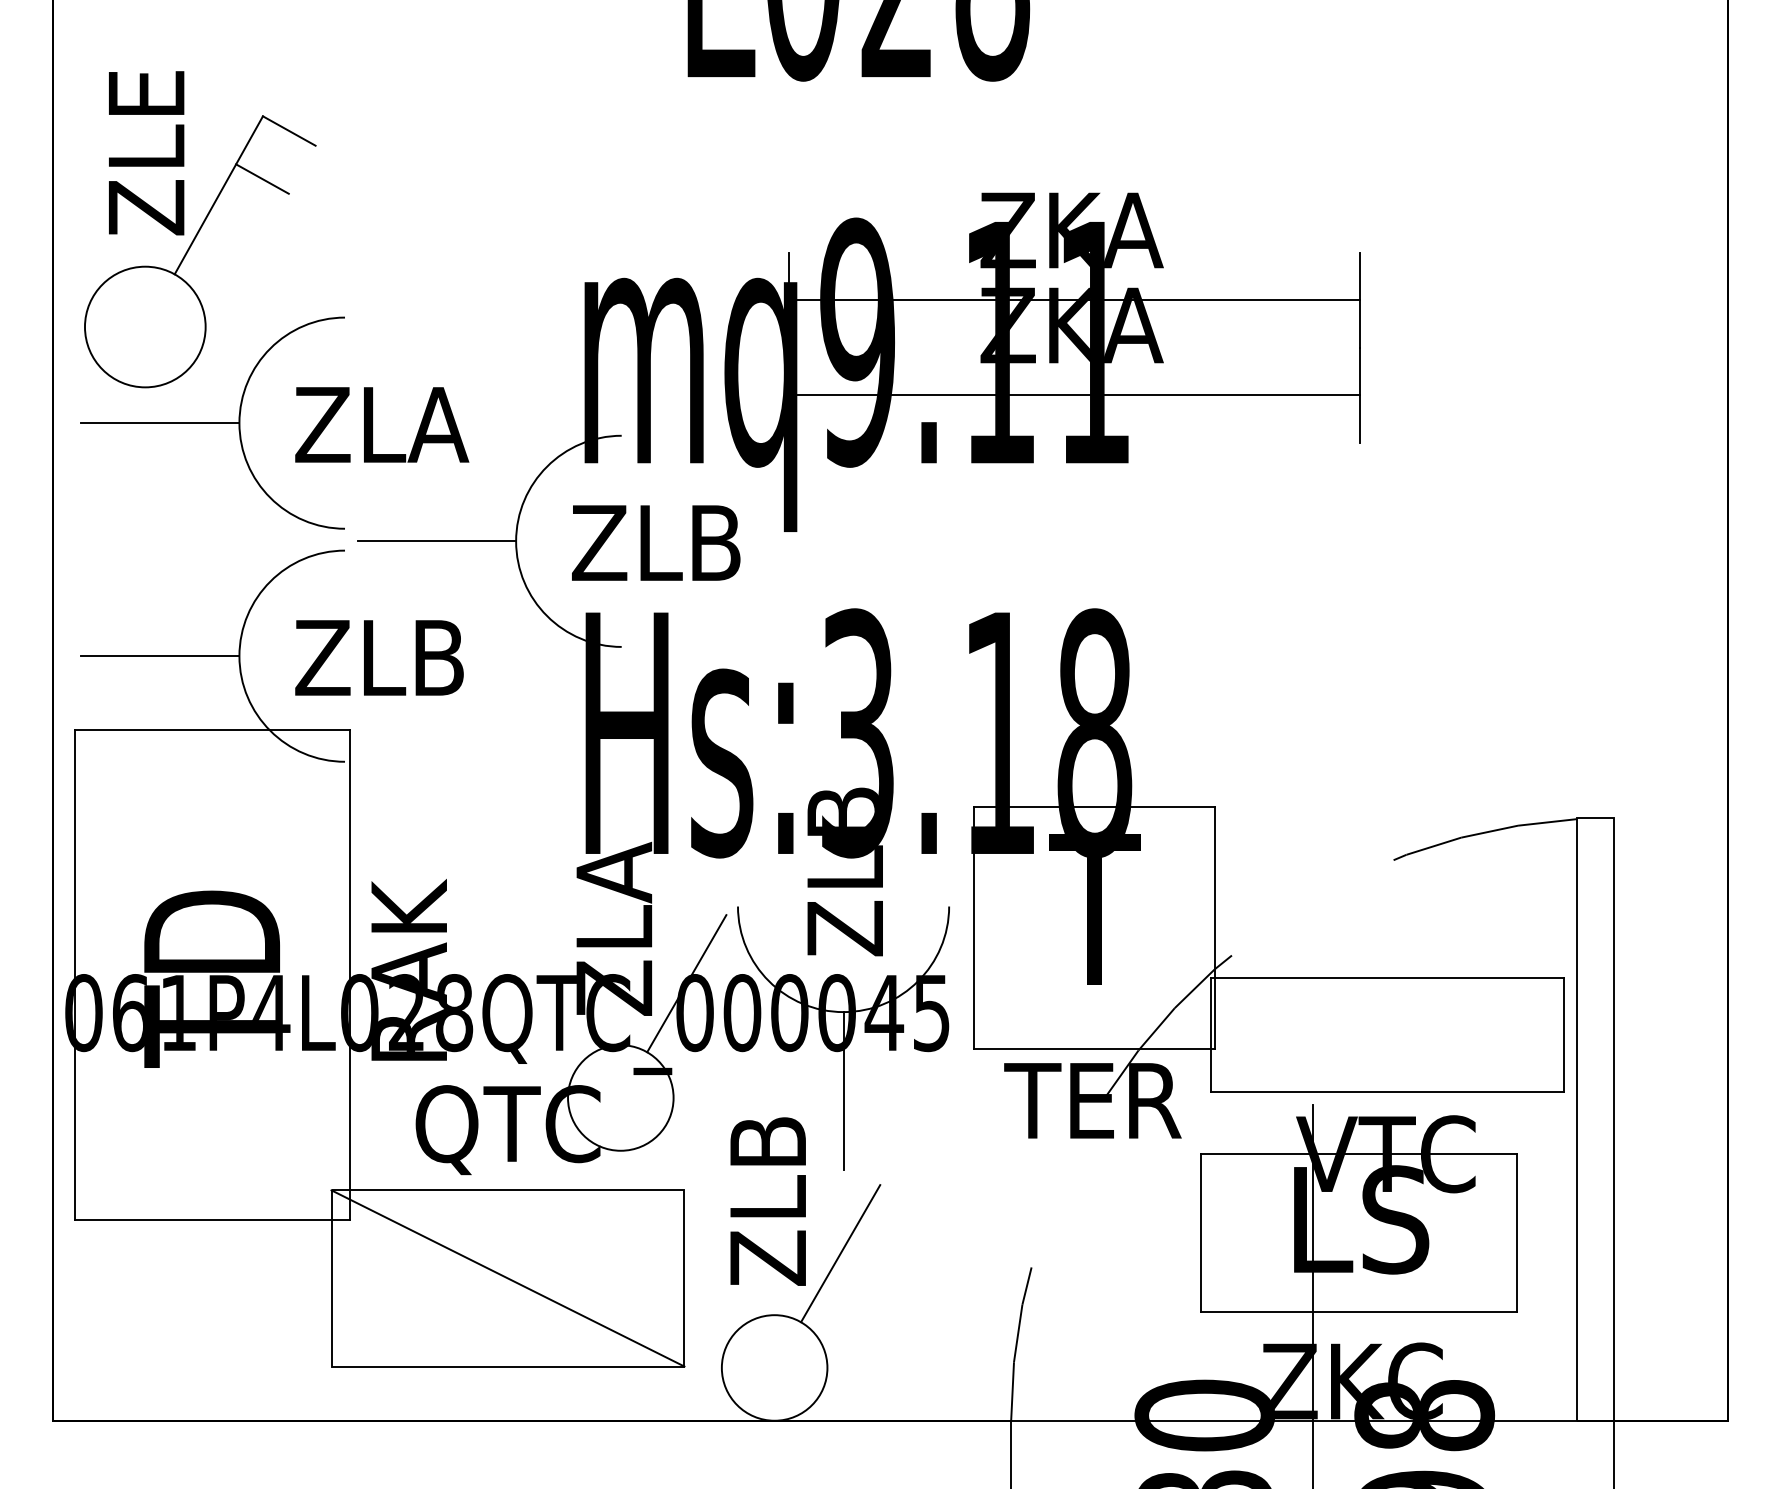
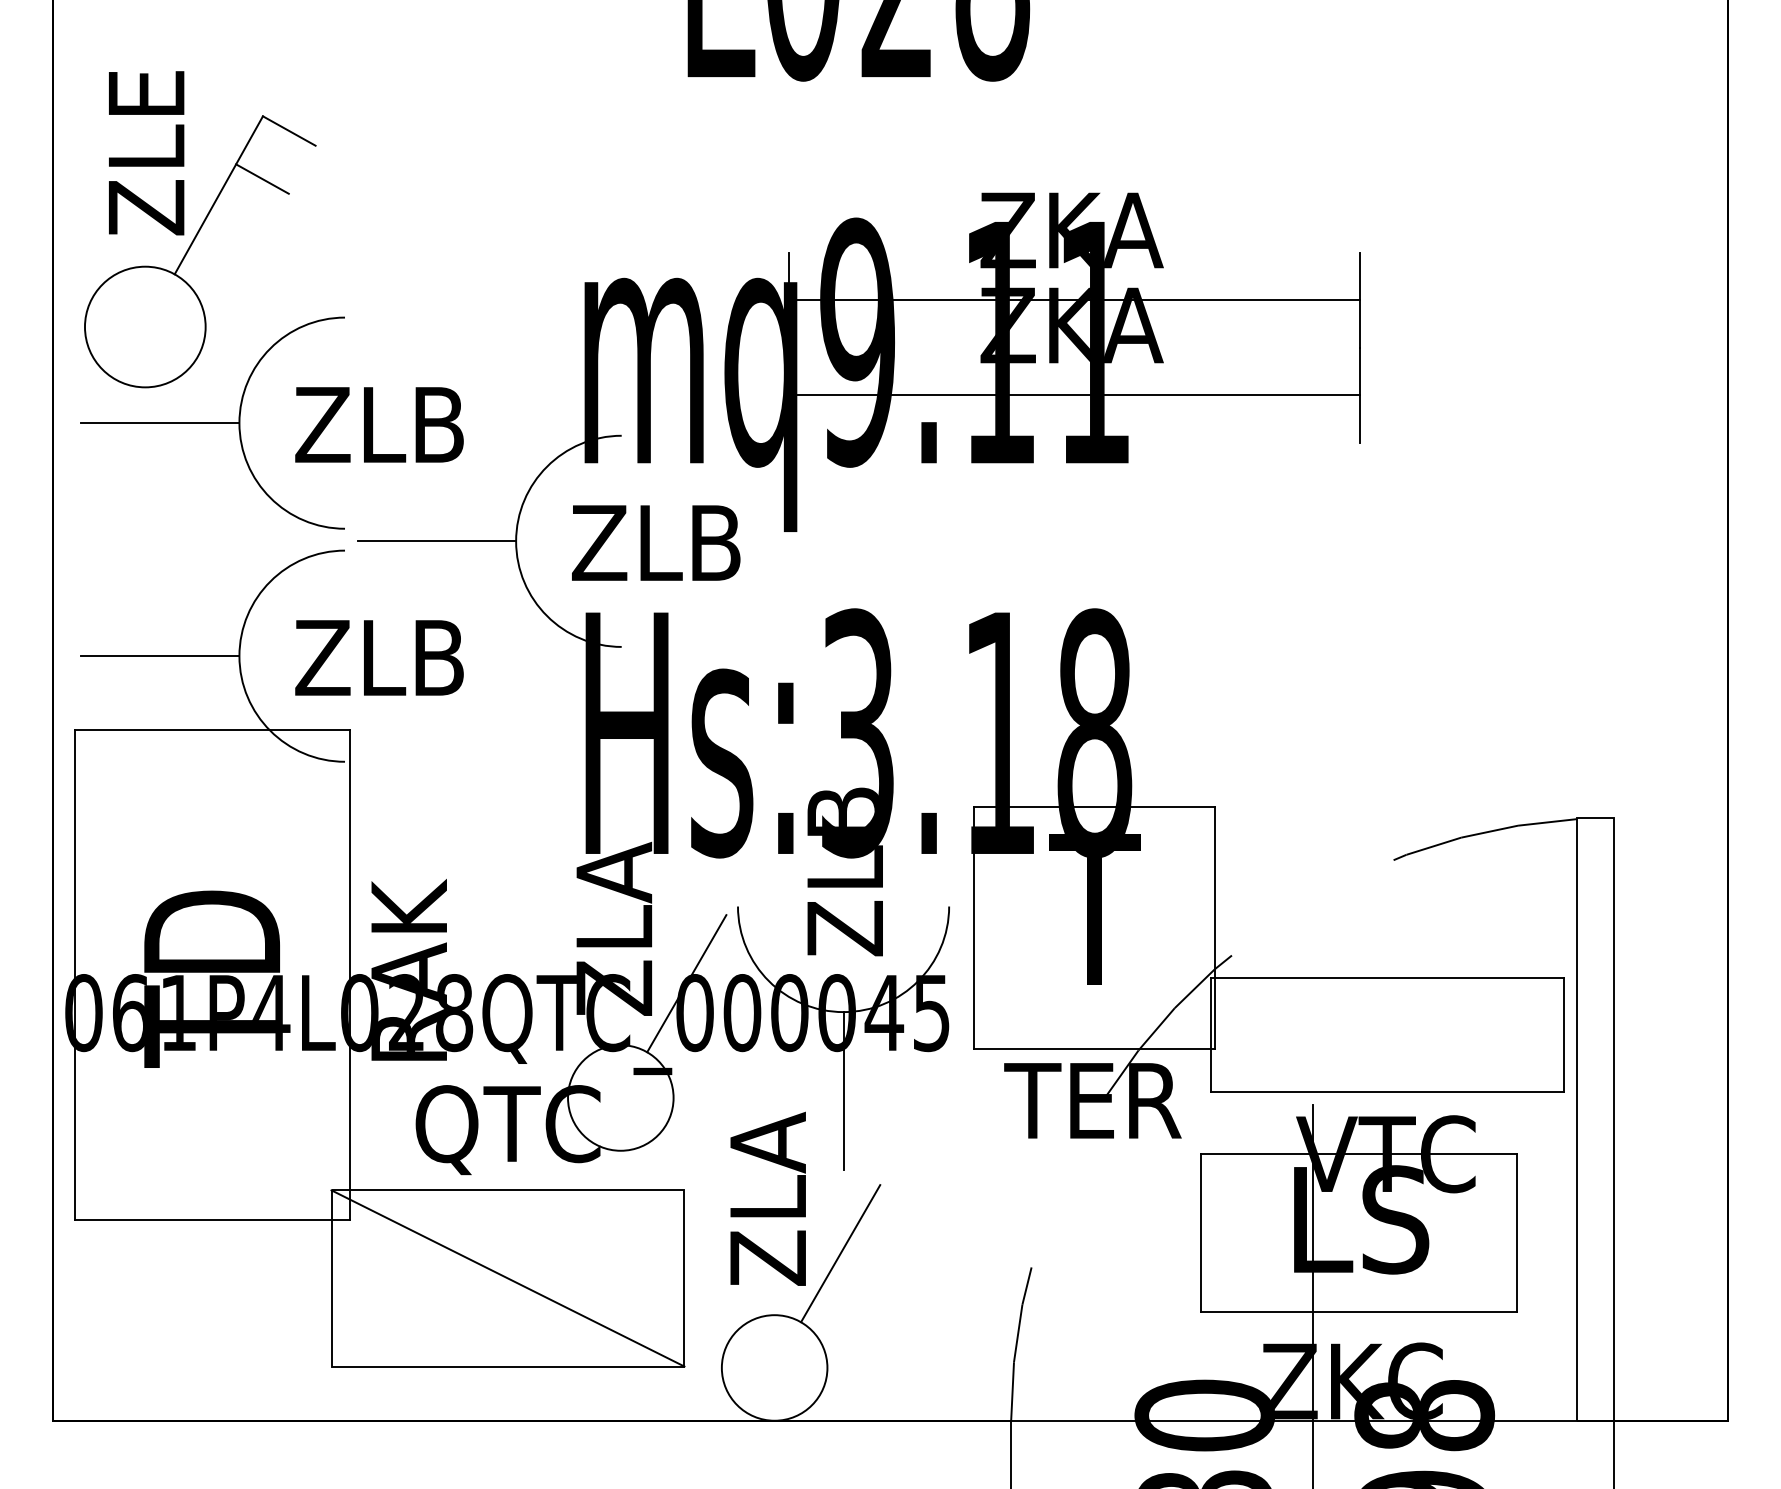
text: ZLA -> ZLB (438, 424)
text: ZLB -> ZLA (767, 1142)
